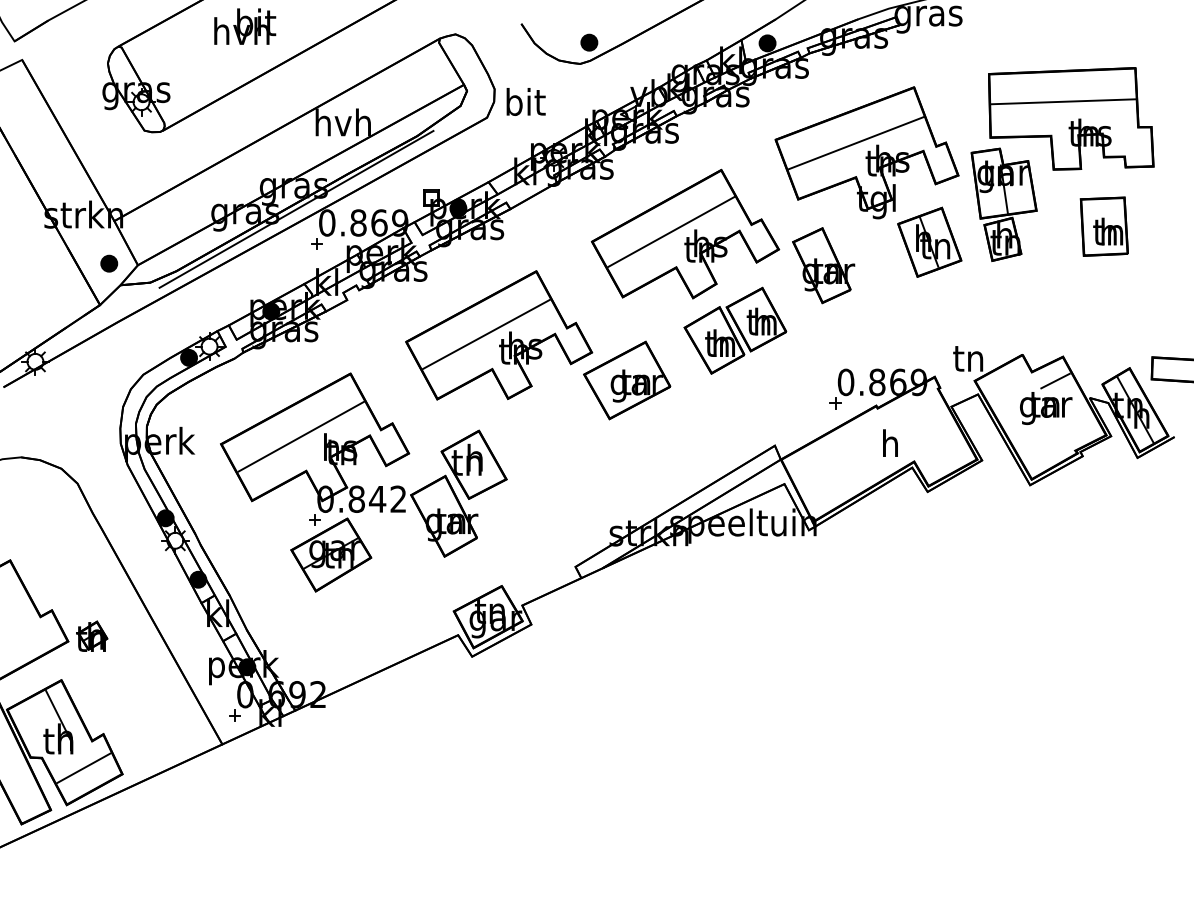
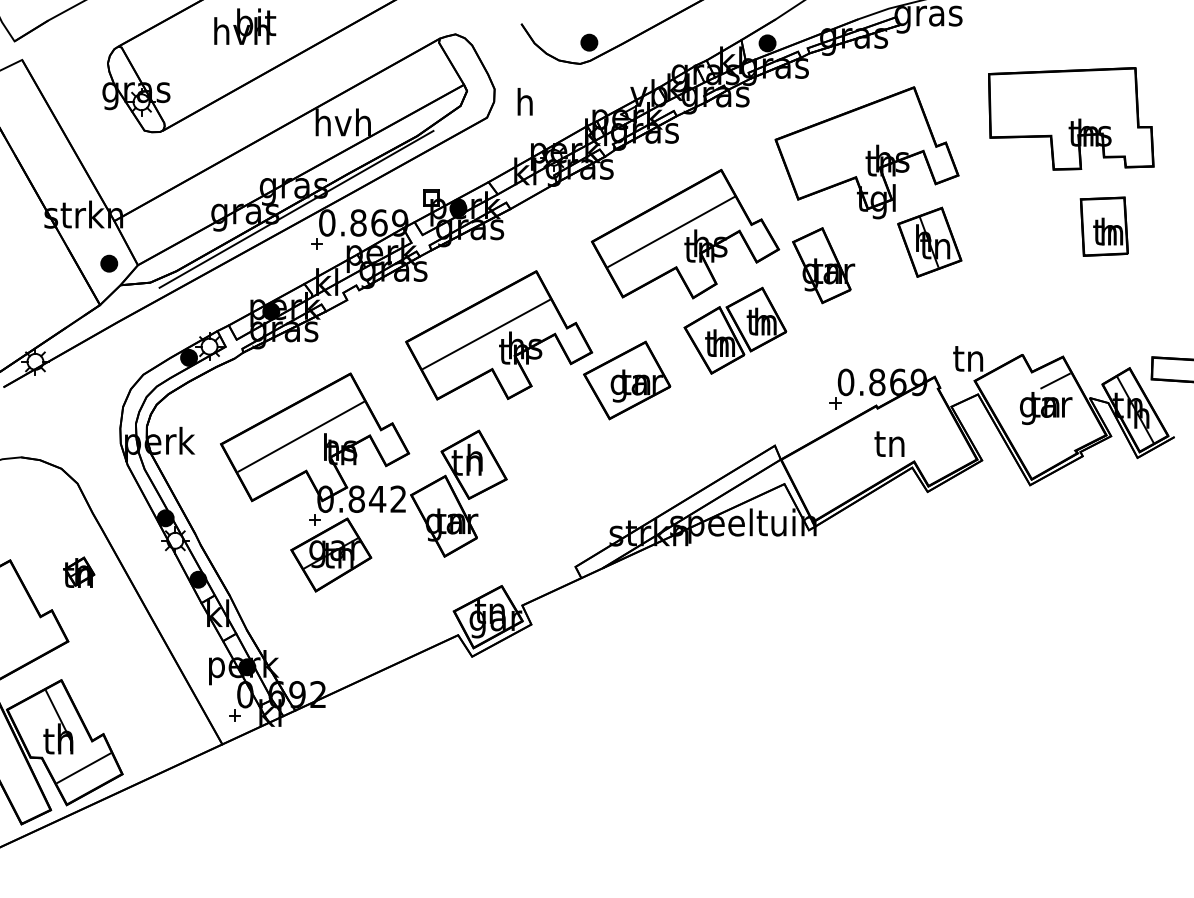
line: present -> none (1062, 101)
text: bit -> h (525, 102)
line: present -> none (855, 143)
part: present -> none (1003, 204)
text: h -> tn (889, 442)
part position: (92, 635) -> (79, 571) (79, 571)
